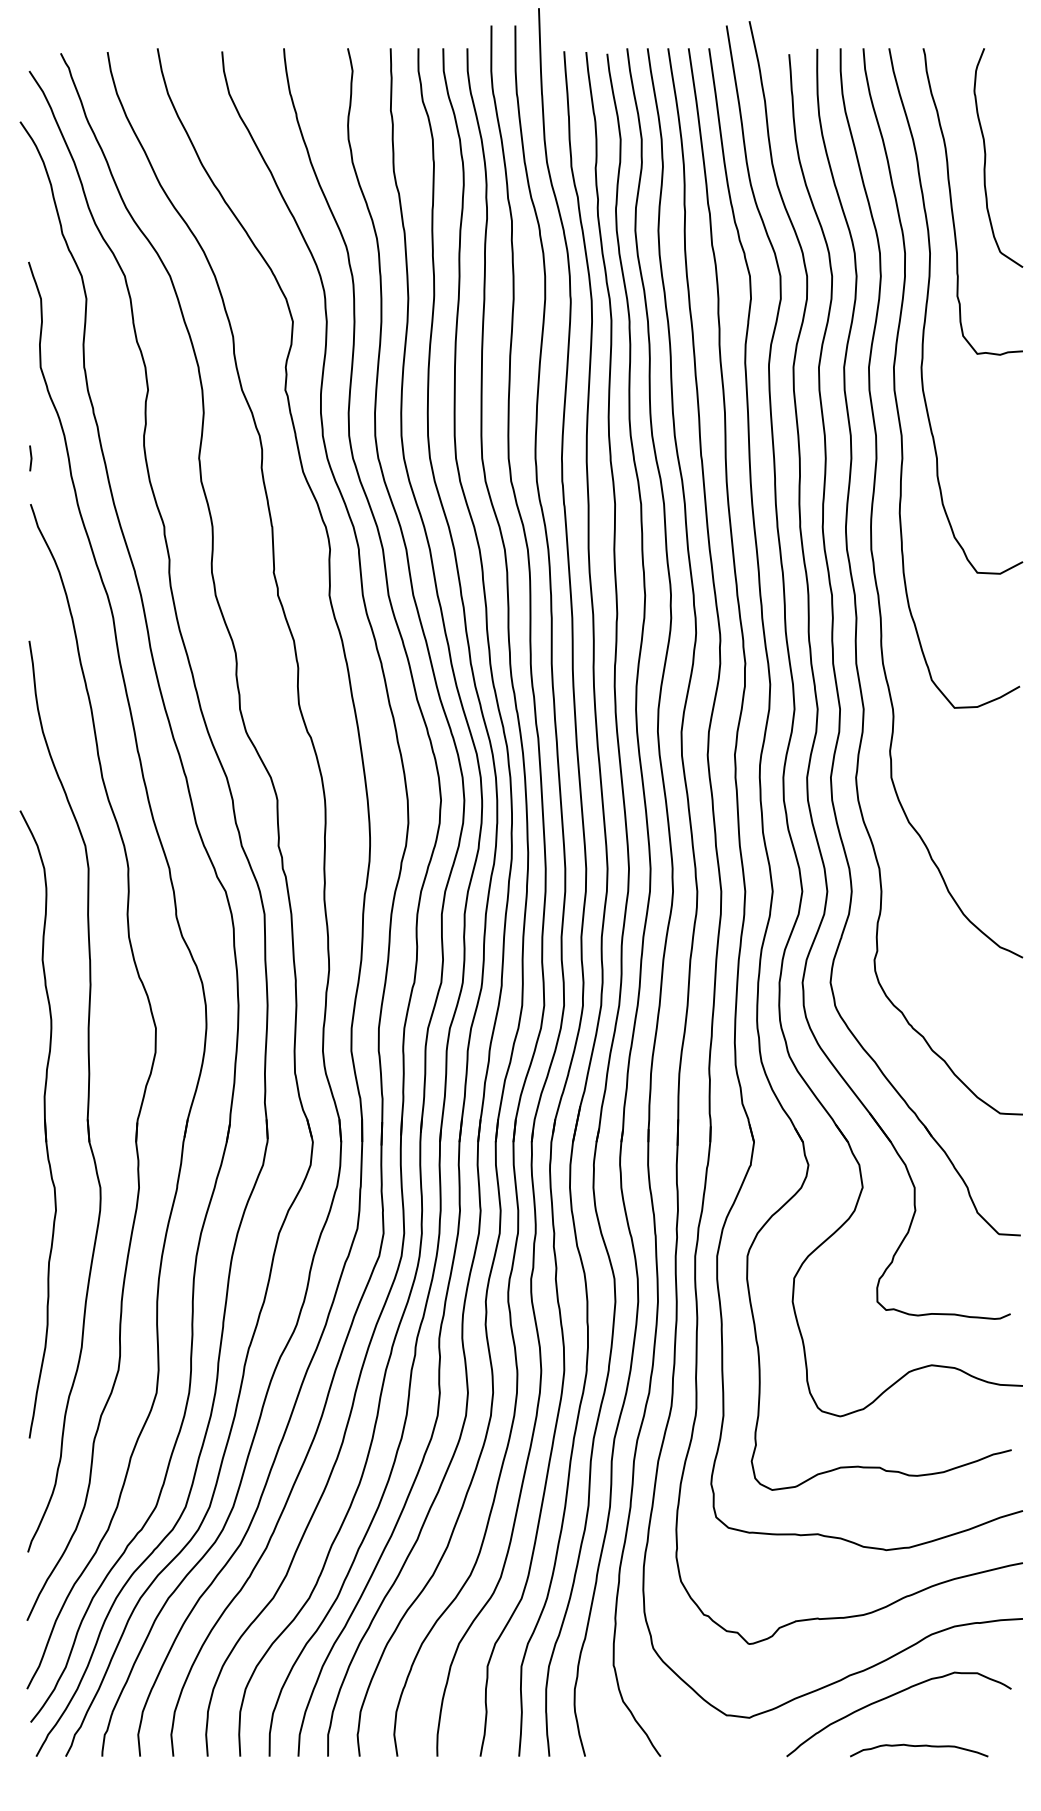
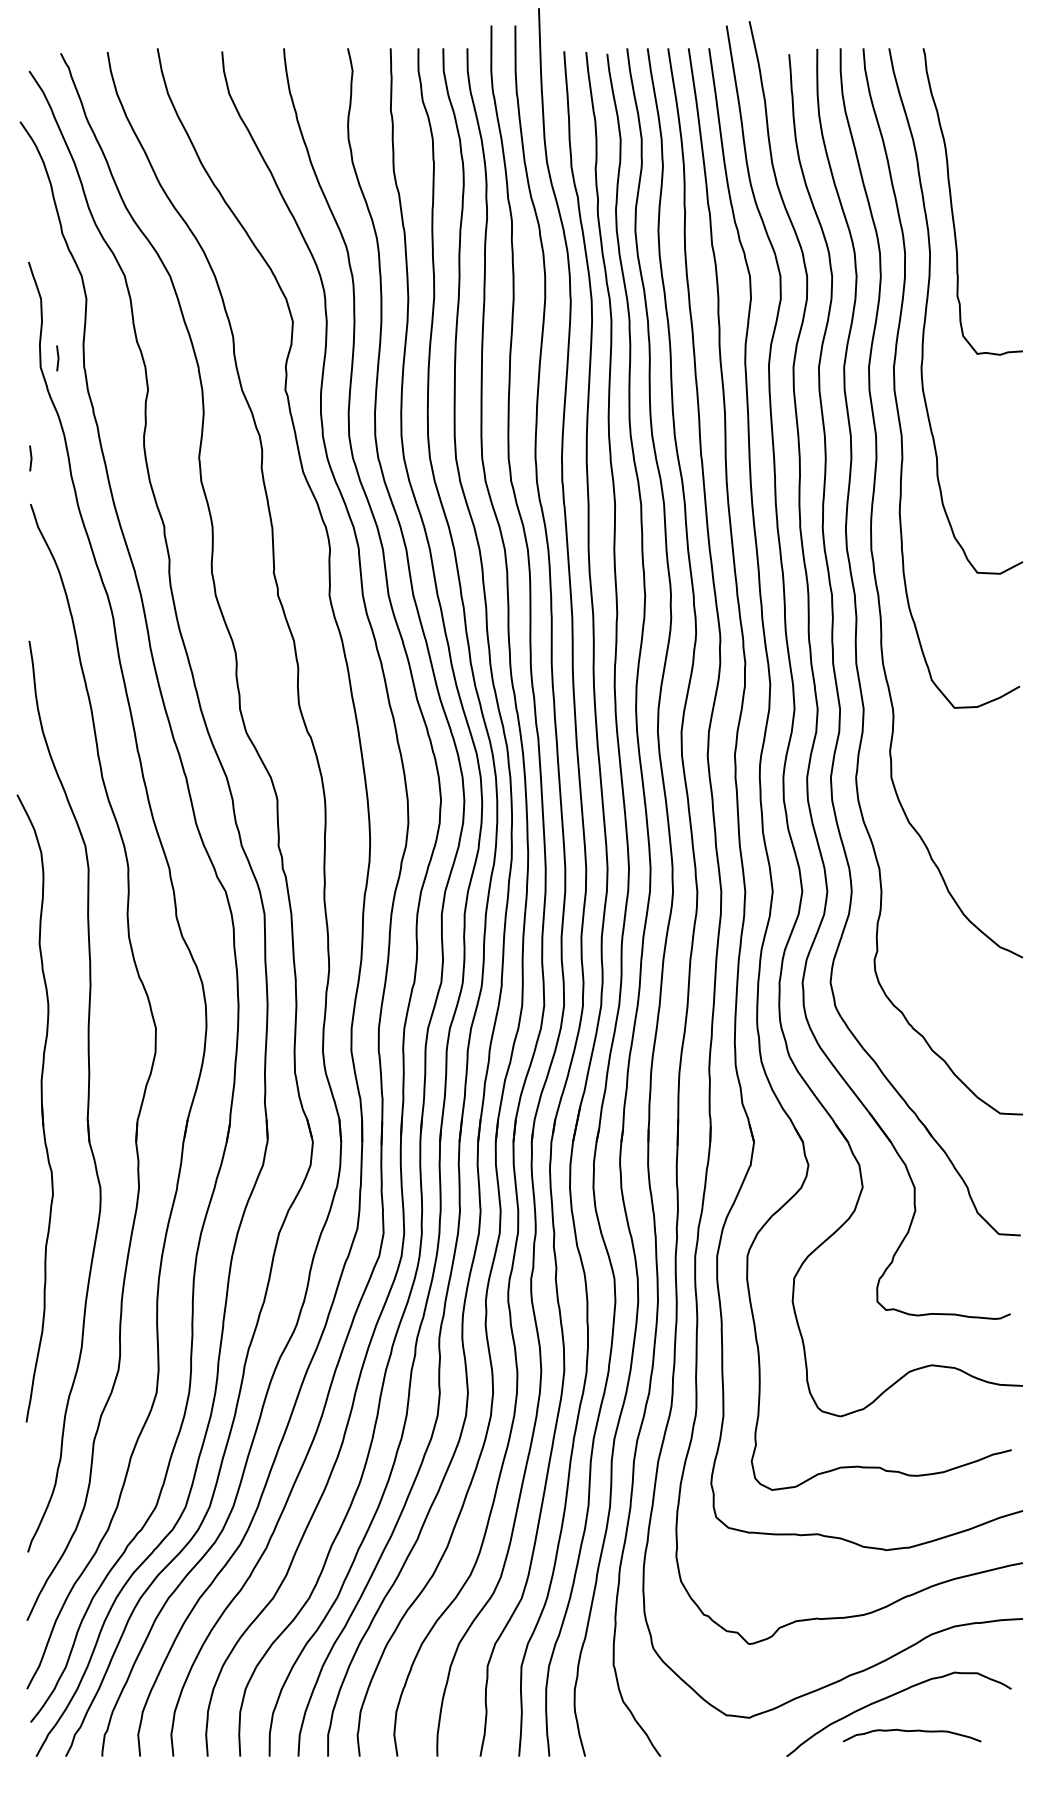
curve: present -> none (986, 157)
line: none -> present (57, 358)
part position: (44, 1124) -> (41, 1108) (41, 1108)
curve position: (919, 1746) -> (912, 1731) (912, 1731)
